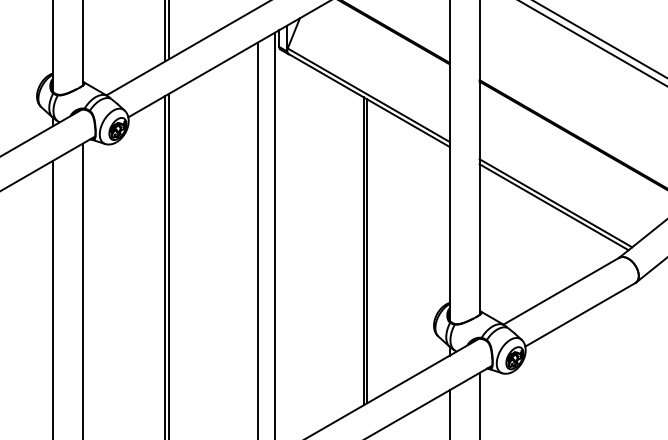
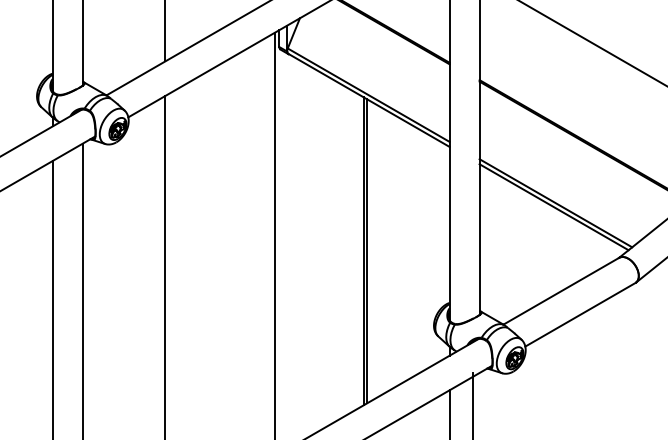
line: present -> none (168, 30)
line: present -> none (600, 39)
line: present -> none (257, 239)
line: present -> none (168, 265)
line position: (479, 404) -> (472, 404) (472, 404)
